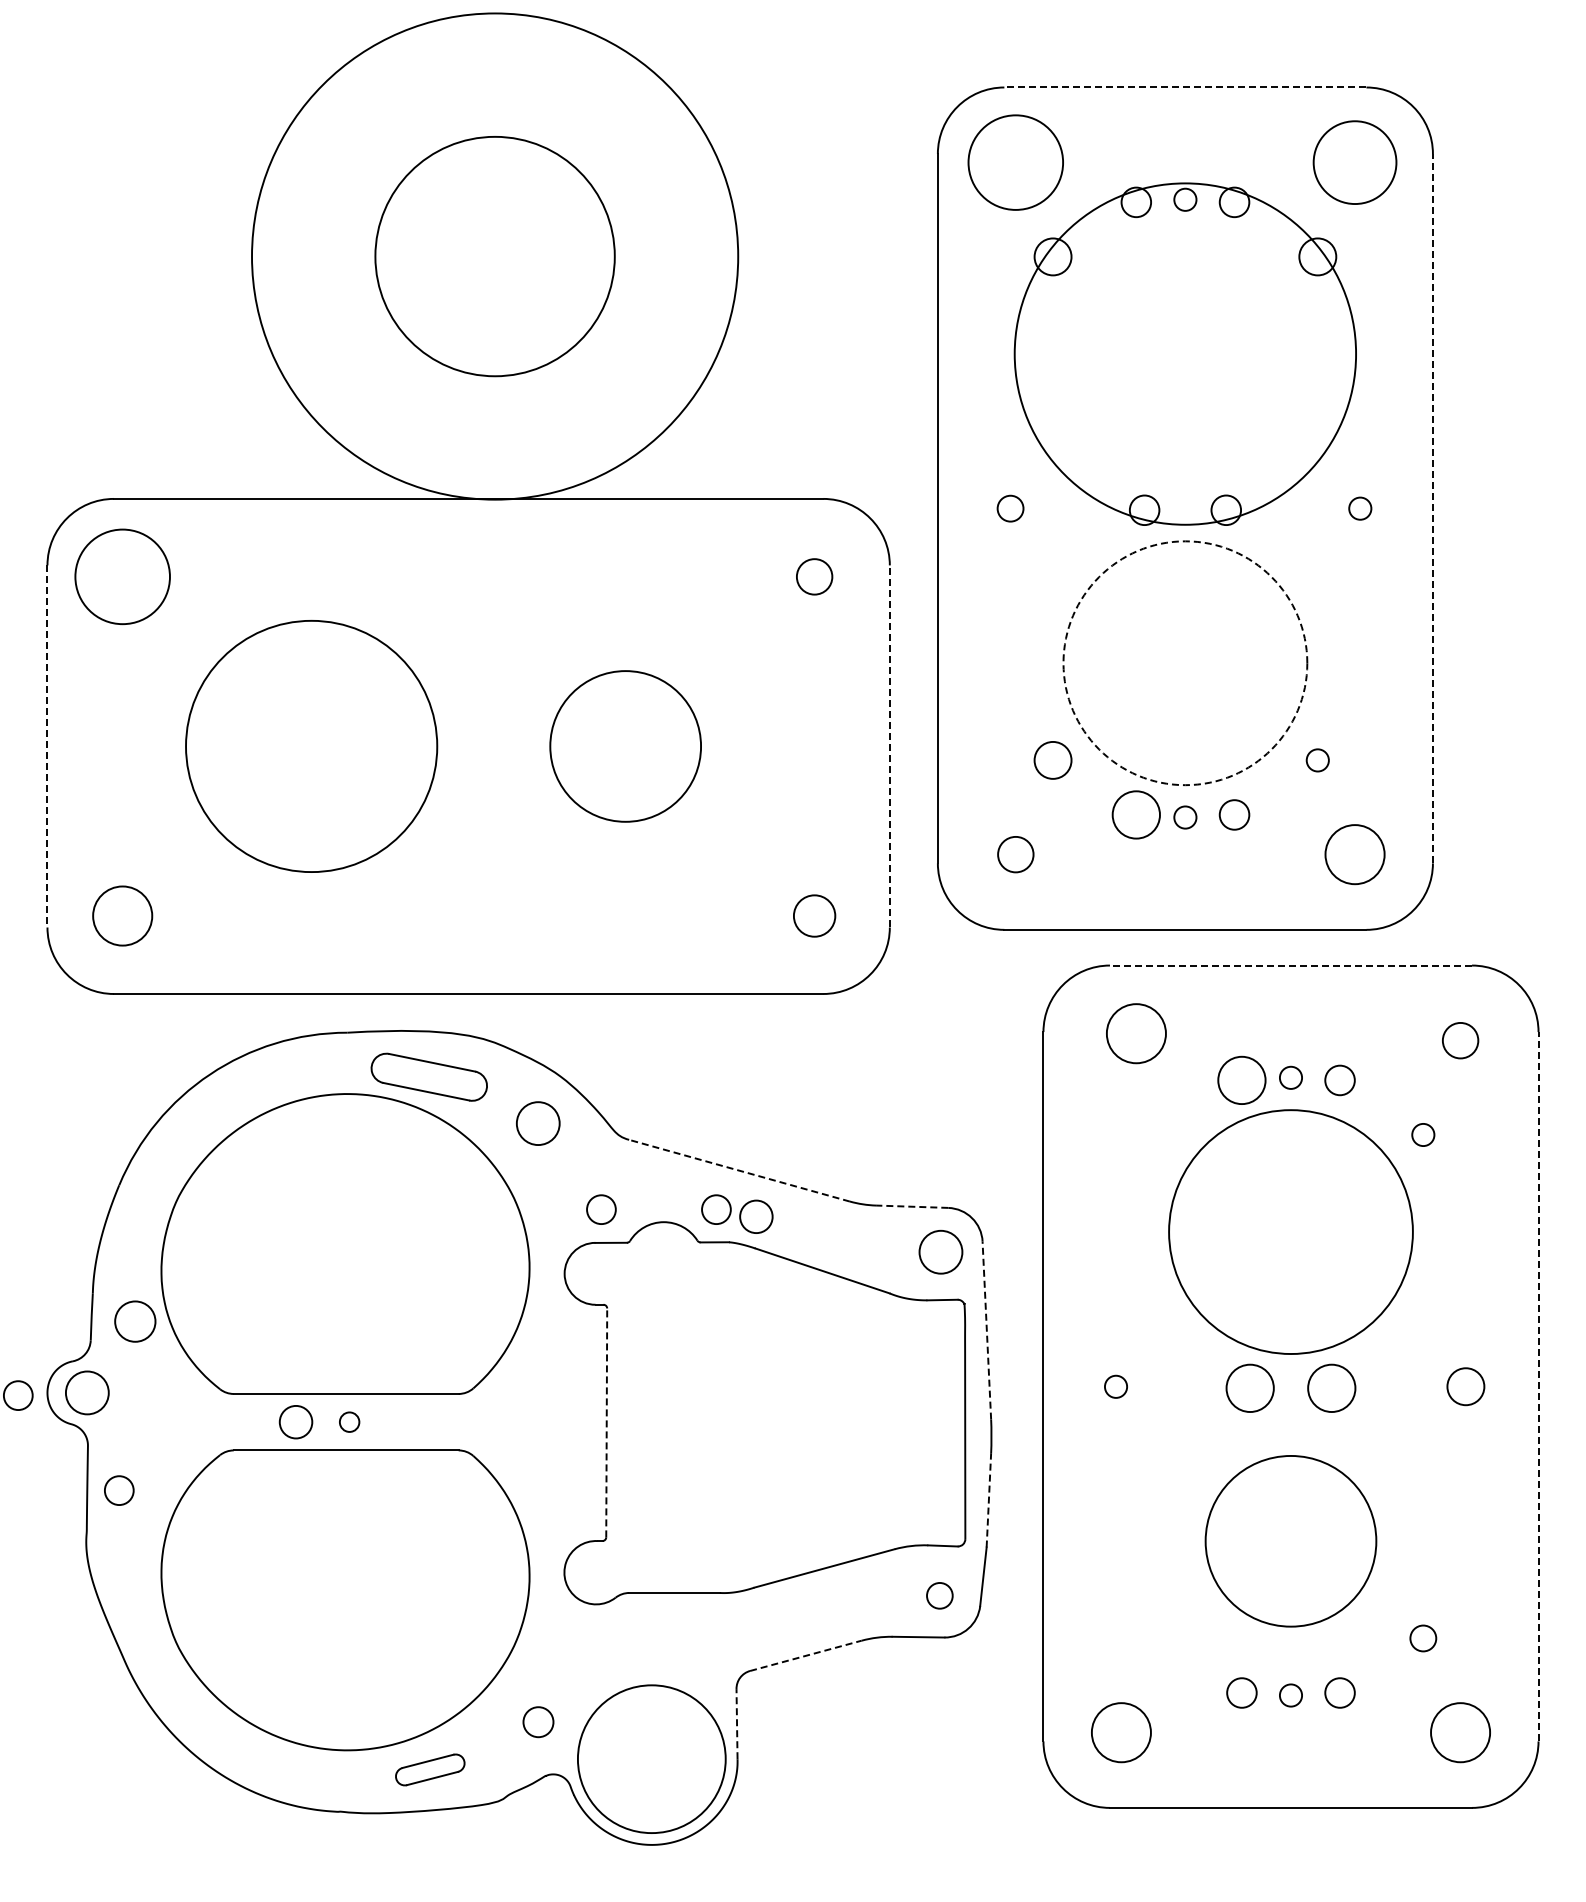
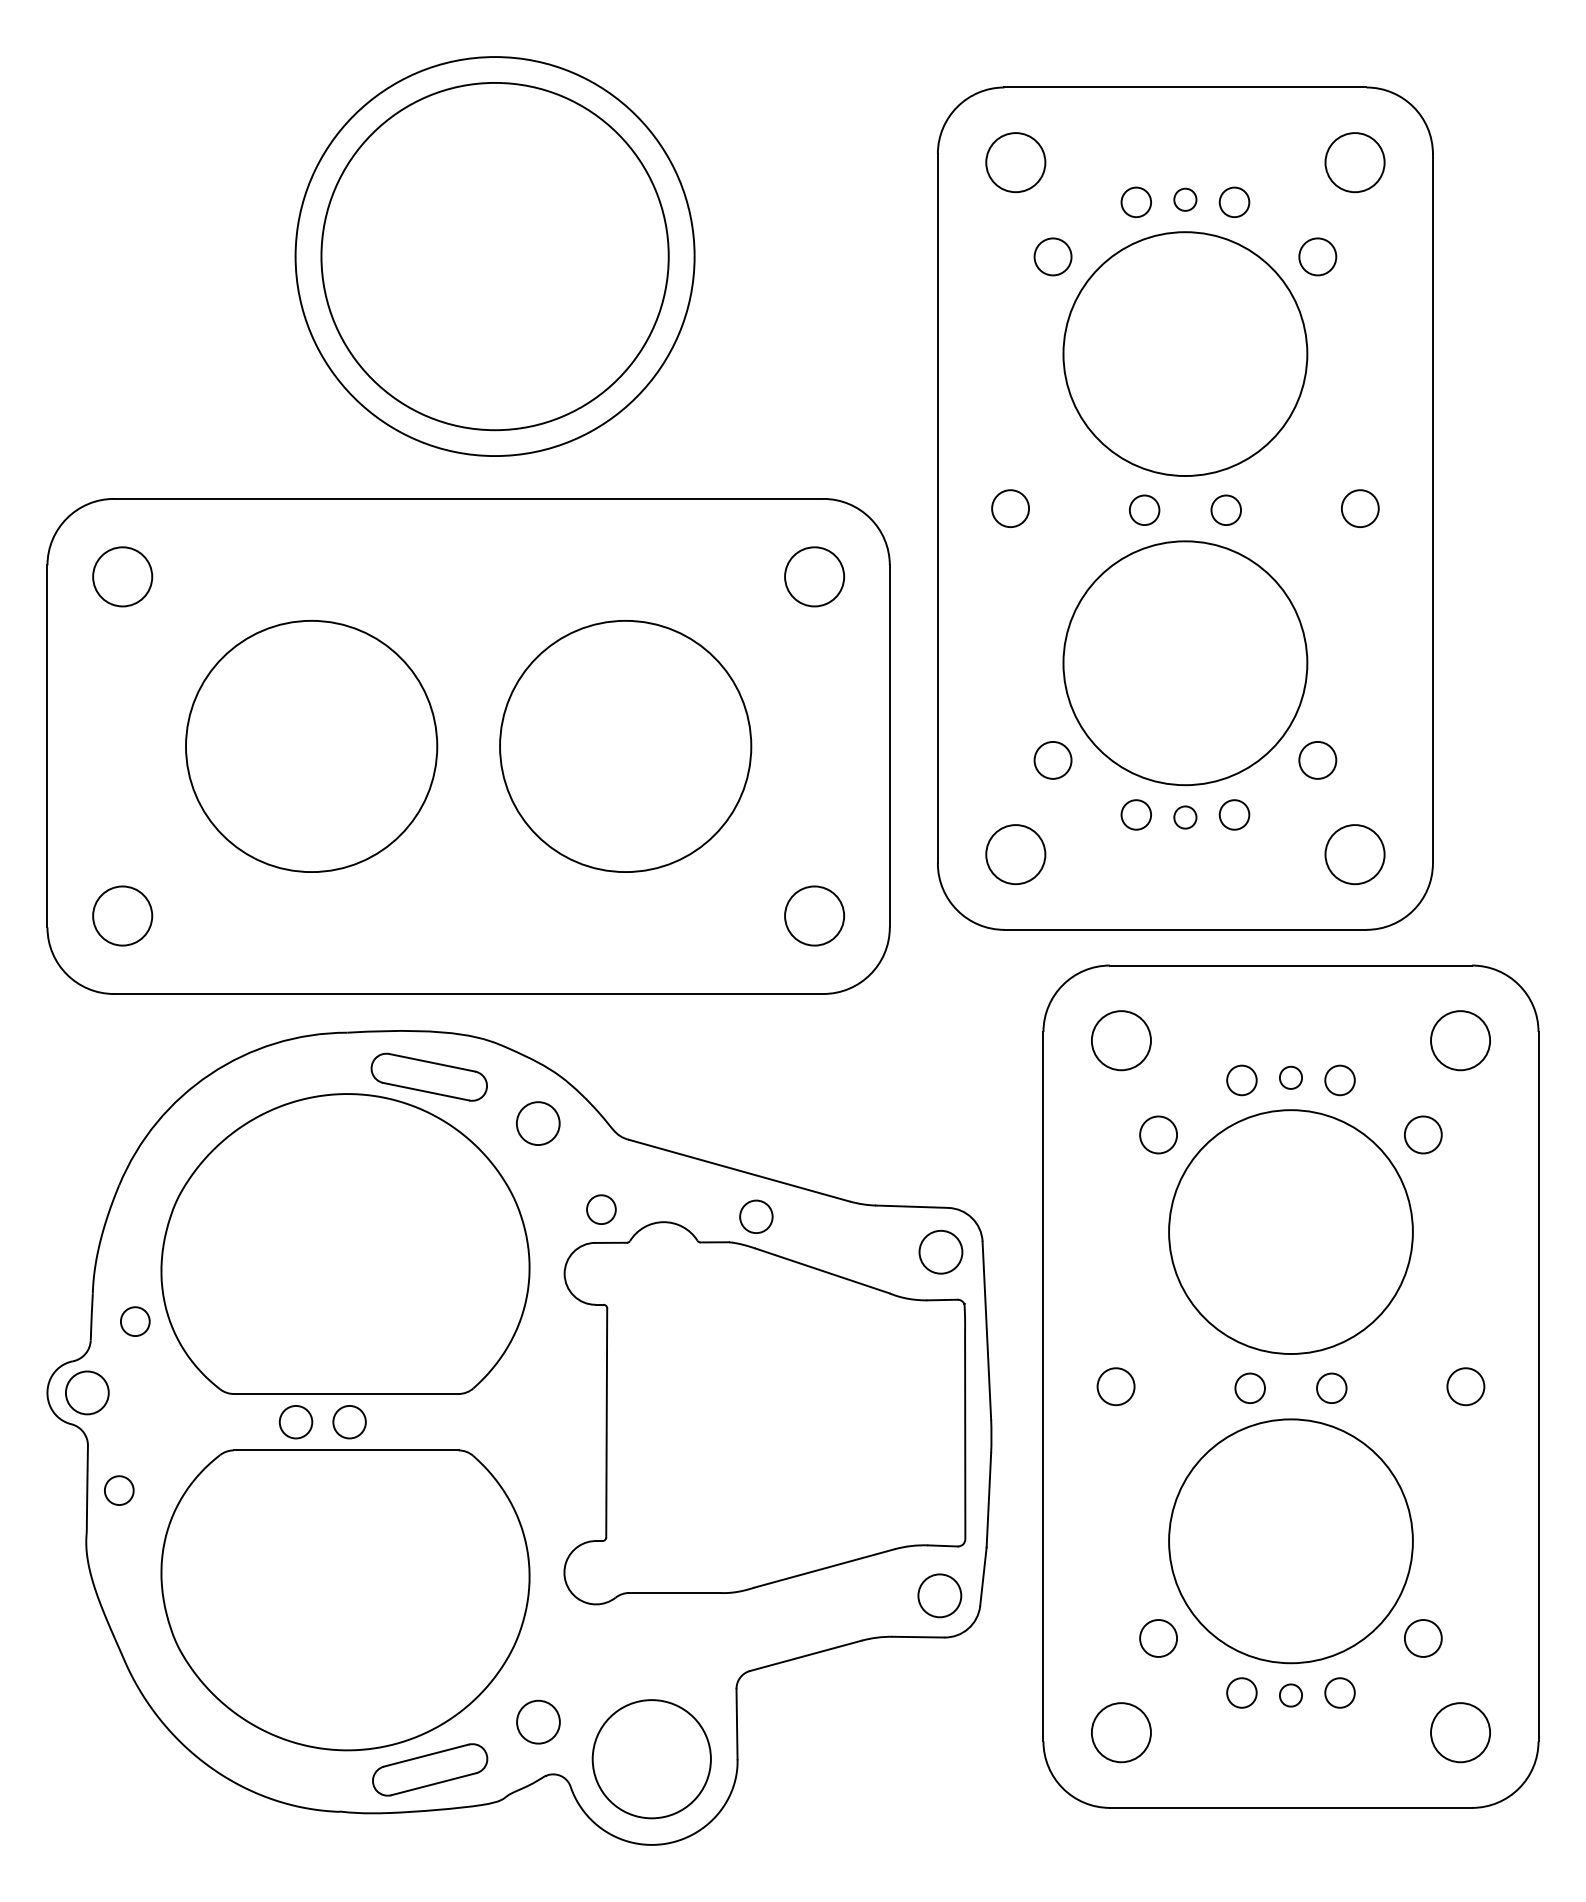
line: dashed -> solid (1184, 87)
circle diameter: 95 px -> 59 px (1015, 162)
circle diameter: 83 px -> 59 px (1354, 162)
circle diameter: 239 px -> 399 px (494, 256)
circle diameter: 486 px -> 347 px (494, 256)
circle diameter: 341 px -> 244 px (1185, 354)
circle diameter: 26 px -> 37 px (1010, 508)
circle diameter: 22 px -> 37 px (1359, 508)
line: dashed -> solid (1432, 508)
circle diameter: 95 px -> 59 px (122, 576)
circle diameter: 35 px -> 59 px (814, 576)
circle: dashed -> solid (1185, 663)
line: dashed -> solid (889, 745)
line: dashed -> solid (47, 746)
circle diameter: 151 px -> 251 px (625, 746)
circle diameter: 22 px -> 37 px (1317, 759)
circle diameter: 47 px -> 30 px (1136, 814)
circle diameter: 35 px -> 59 px (1015, 854)
circle diameter: 41 px -> 59 px (814, 915)
line: dashed -> solid (1290, 965)
circle position: (1136, 1033) -> (1121, 1040) (1121, 1040)
circle diameter: 35 px -> 59 px (1460, 1040)
circle diameter: 47 px -> 30 px (1241, 1080)
circle: none -> present (1158, 1134)
circle diameter: 22 px -> 37 px (1422, 1134)
line: dashed -> solid (739, 1170)
line: dashed -> solid (911, 1206)
circle: present -> none (716, 1209)
circle diameter: 40 px -> 29 px (134, 1321)
line: dashed -> solid (986, 1330)
circle size: 24x25 px -> 40x40 px (1115, 1386)
line: dashed -> solid (1538, 1386)
circle diameter: 47 px -> 30 px (1249, 1388)
circle diameter: 47 px -> 30 px (1331, 1388)
circle: present -> none (18, 1395)
circle diameter: 20 px -> 33 px (349, 1421)
line: dashed -> solid (606, 1422)
line: dashed -> solid (988, 1499)
circle diameter: 171 px -> 244 px (1290, 1541)
circle diameter: 26 px -> 43 px (939, 1595)
circle: none -> present (1158, 1638)
circle diameter: 26 px -> 37 px (1422, 1638)
line: dashed -> solid (805, 1655)
circle diameter: 30 px -> 43 px (538, 1721)
line: dashed -> solid (737, 1723)
circle diameter: 148 px -> 118 px (651, 1759)
part size: 71x34 px -> 117x54 px (430, 1769)
